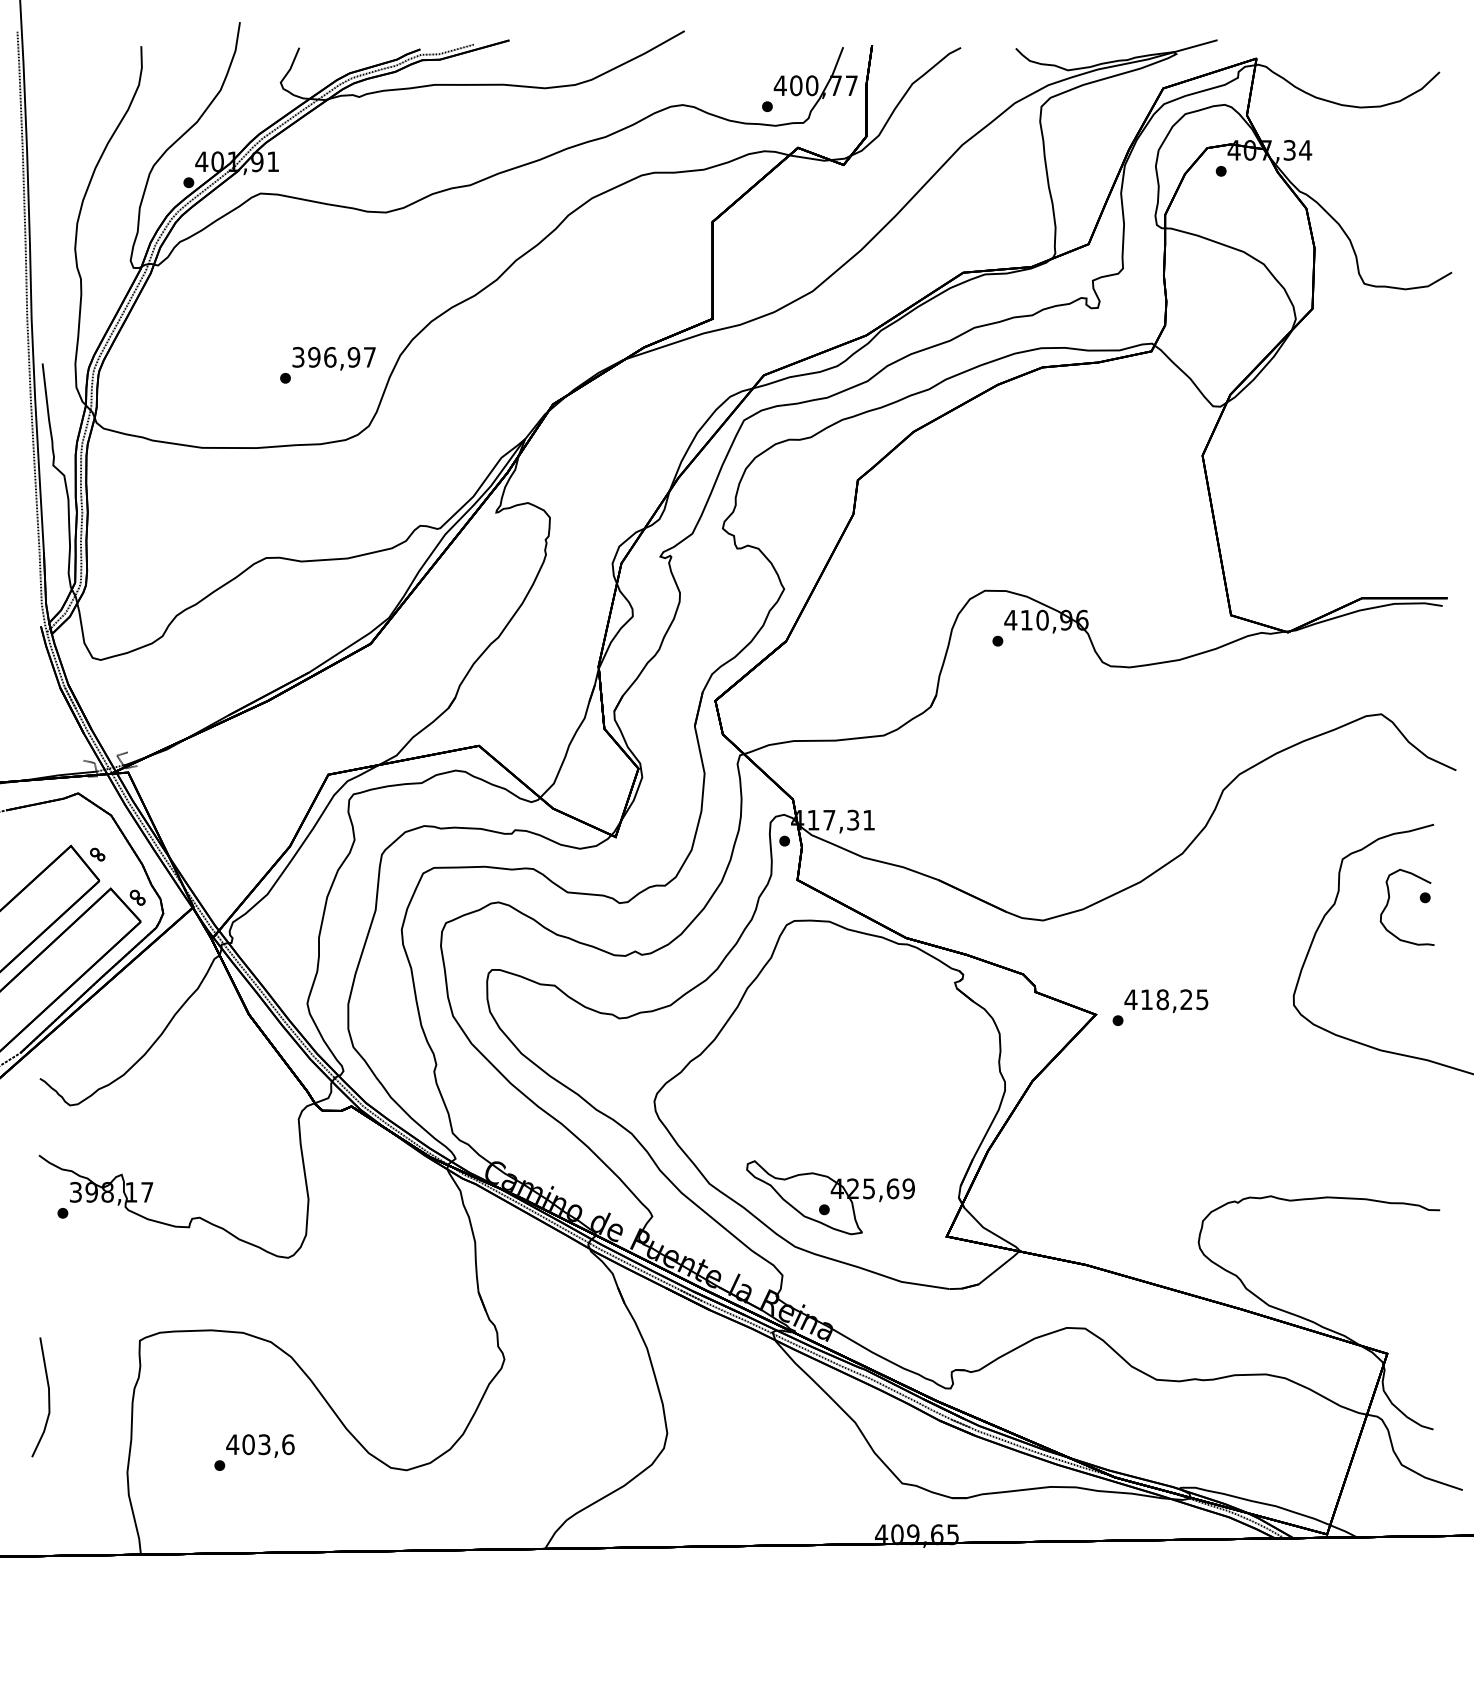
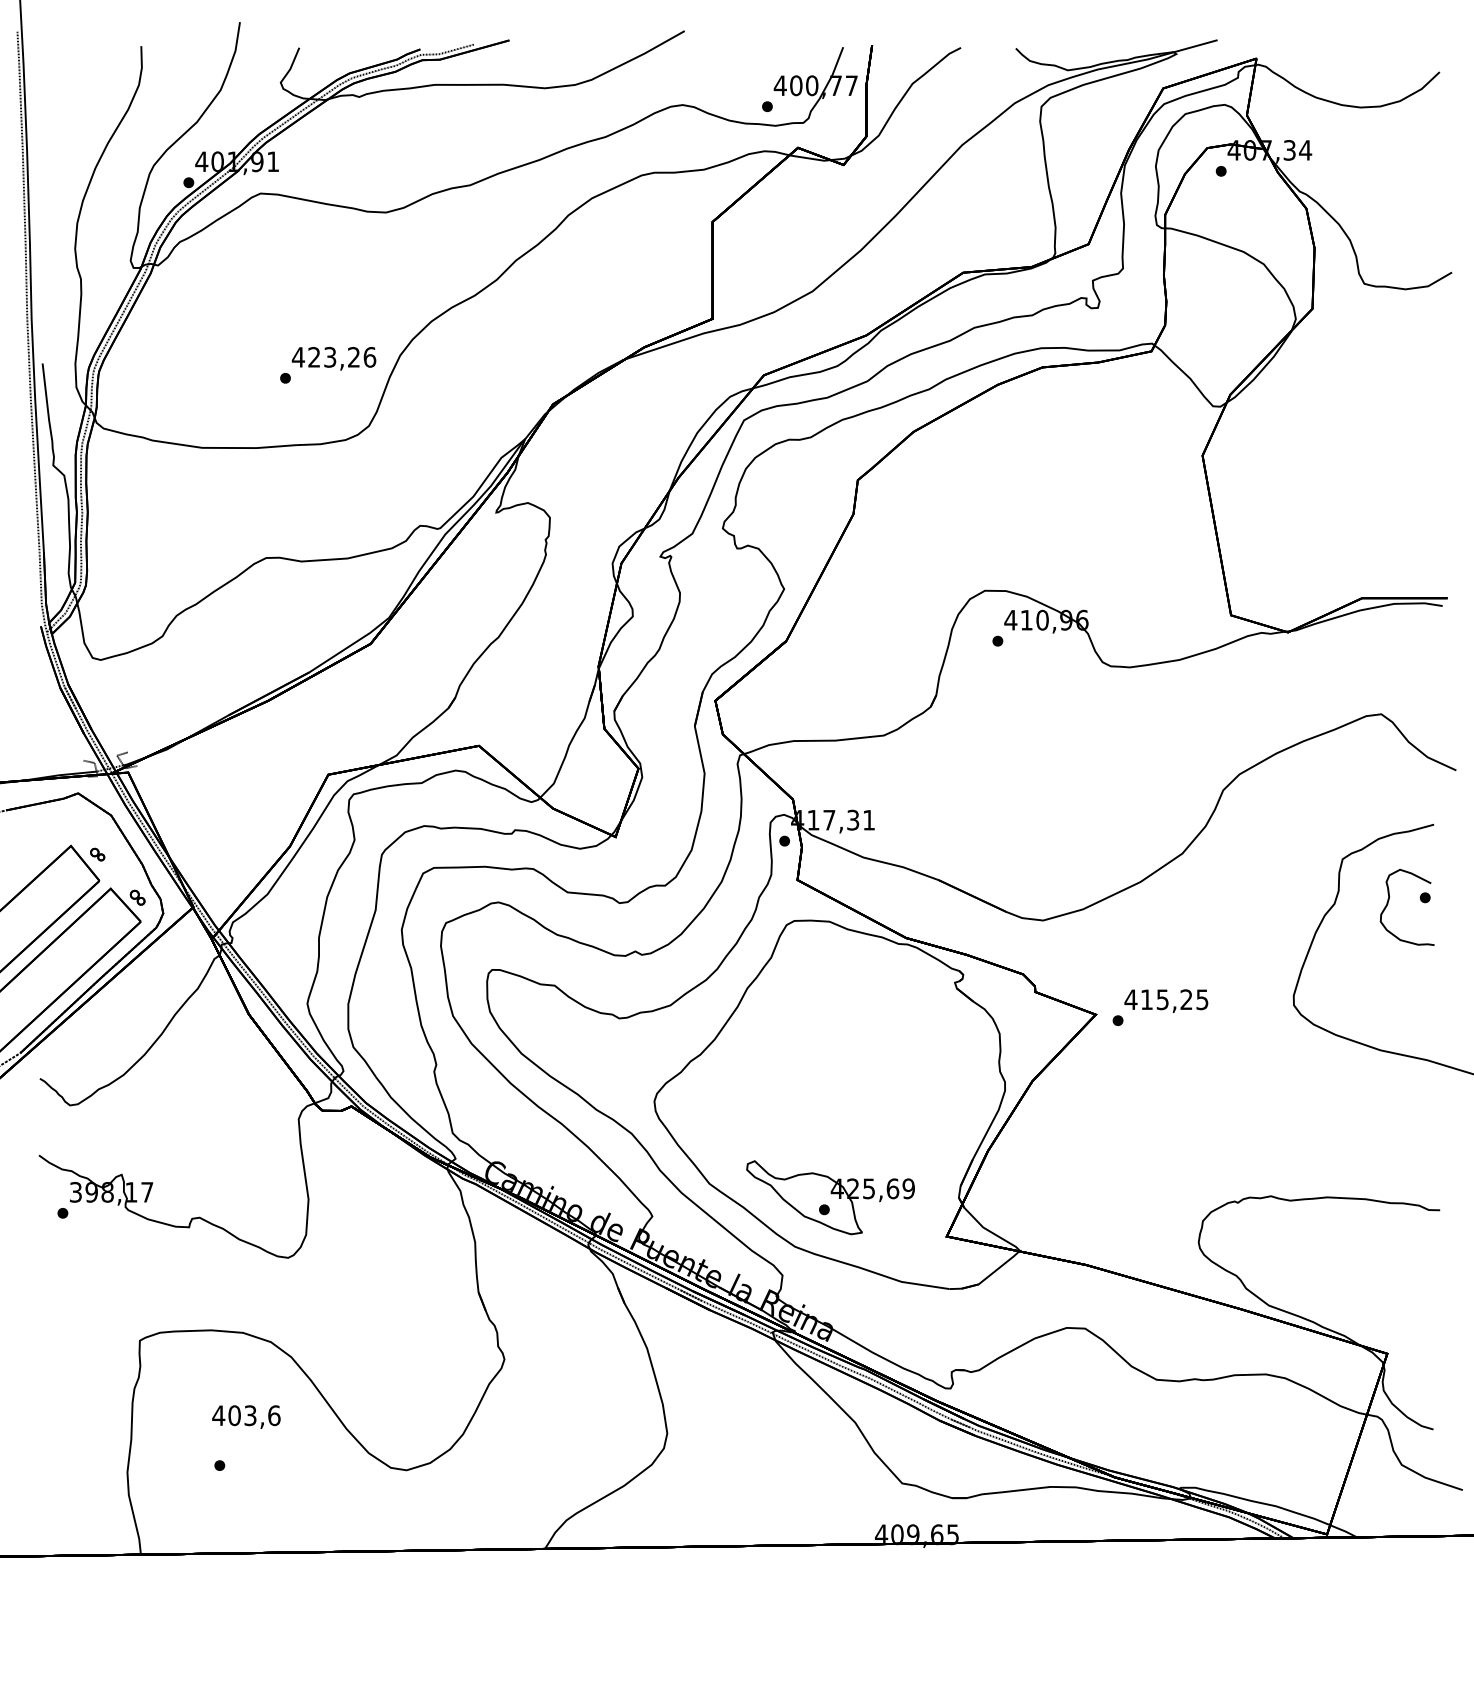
text: 396,97 -> 423,26 (333, 357)
text: 418,25 -> 415,25 (1162, 999)
part: present -> none (48, 1397)
text position: (260, 1445) -> (246, 1416) (246, 1416)
